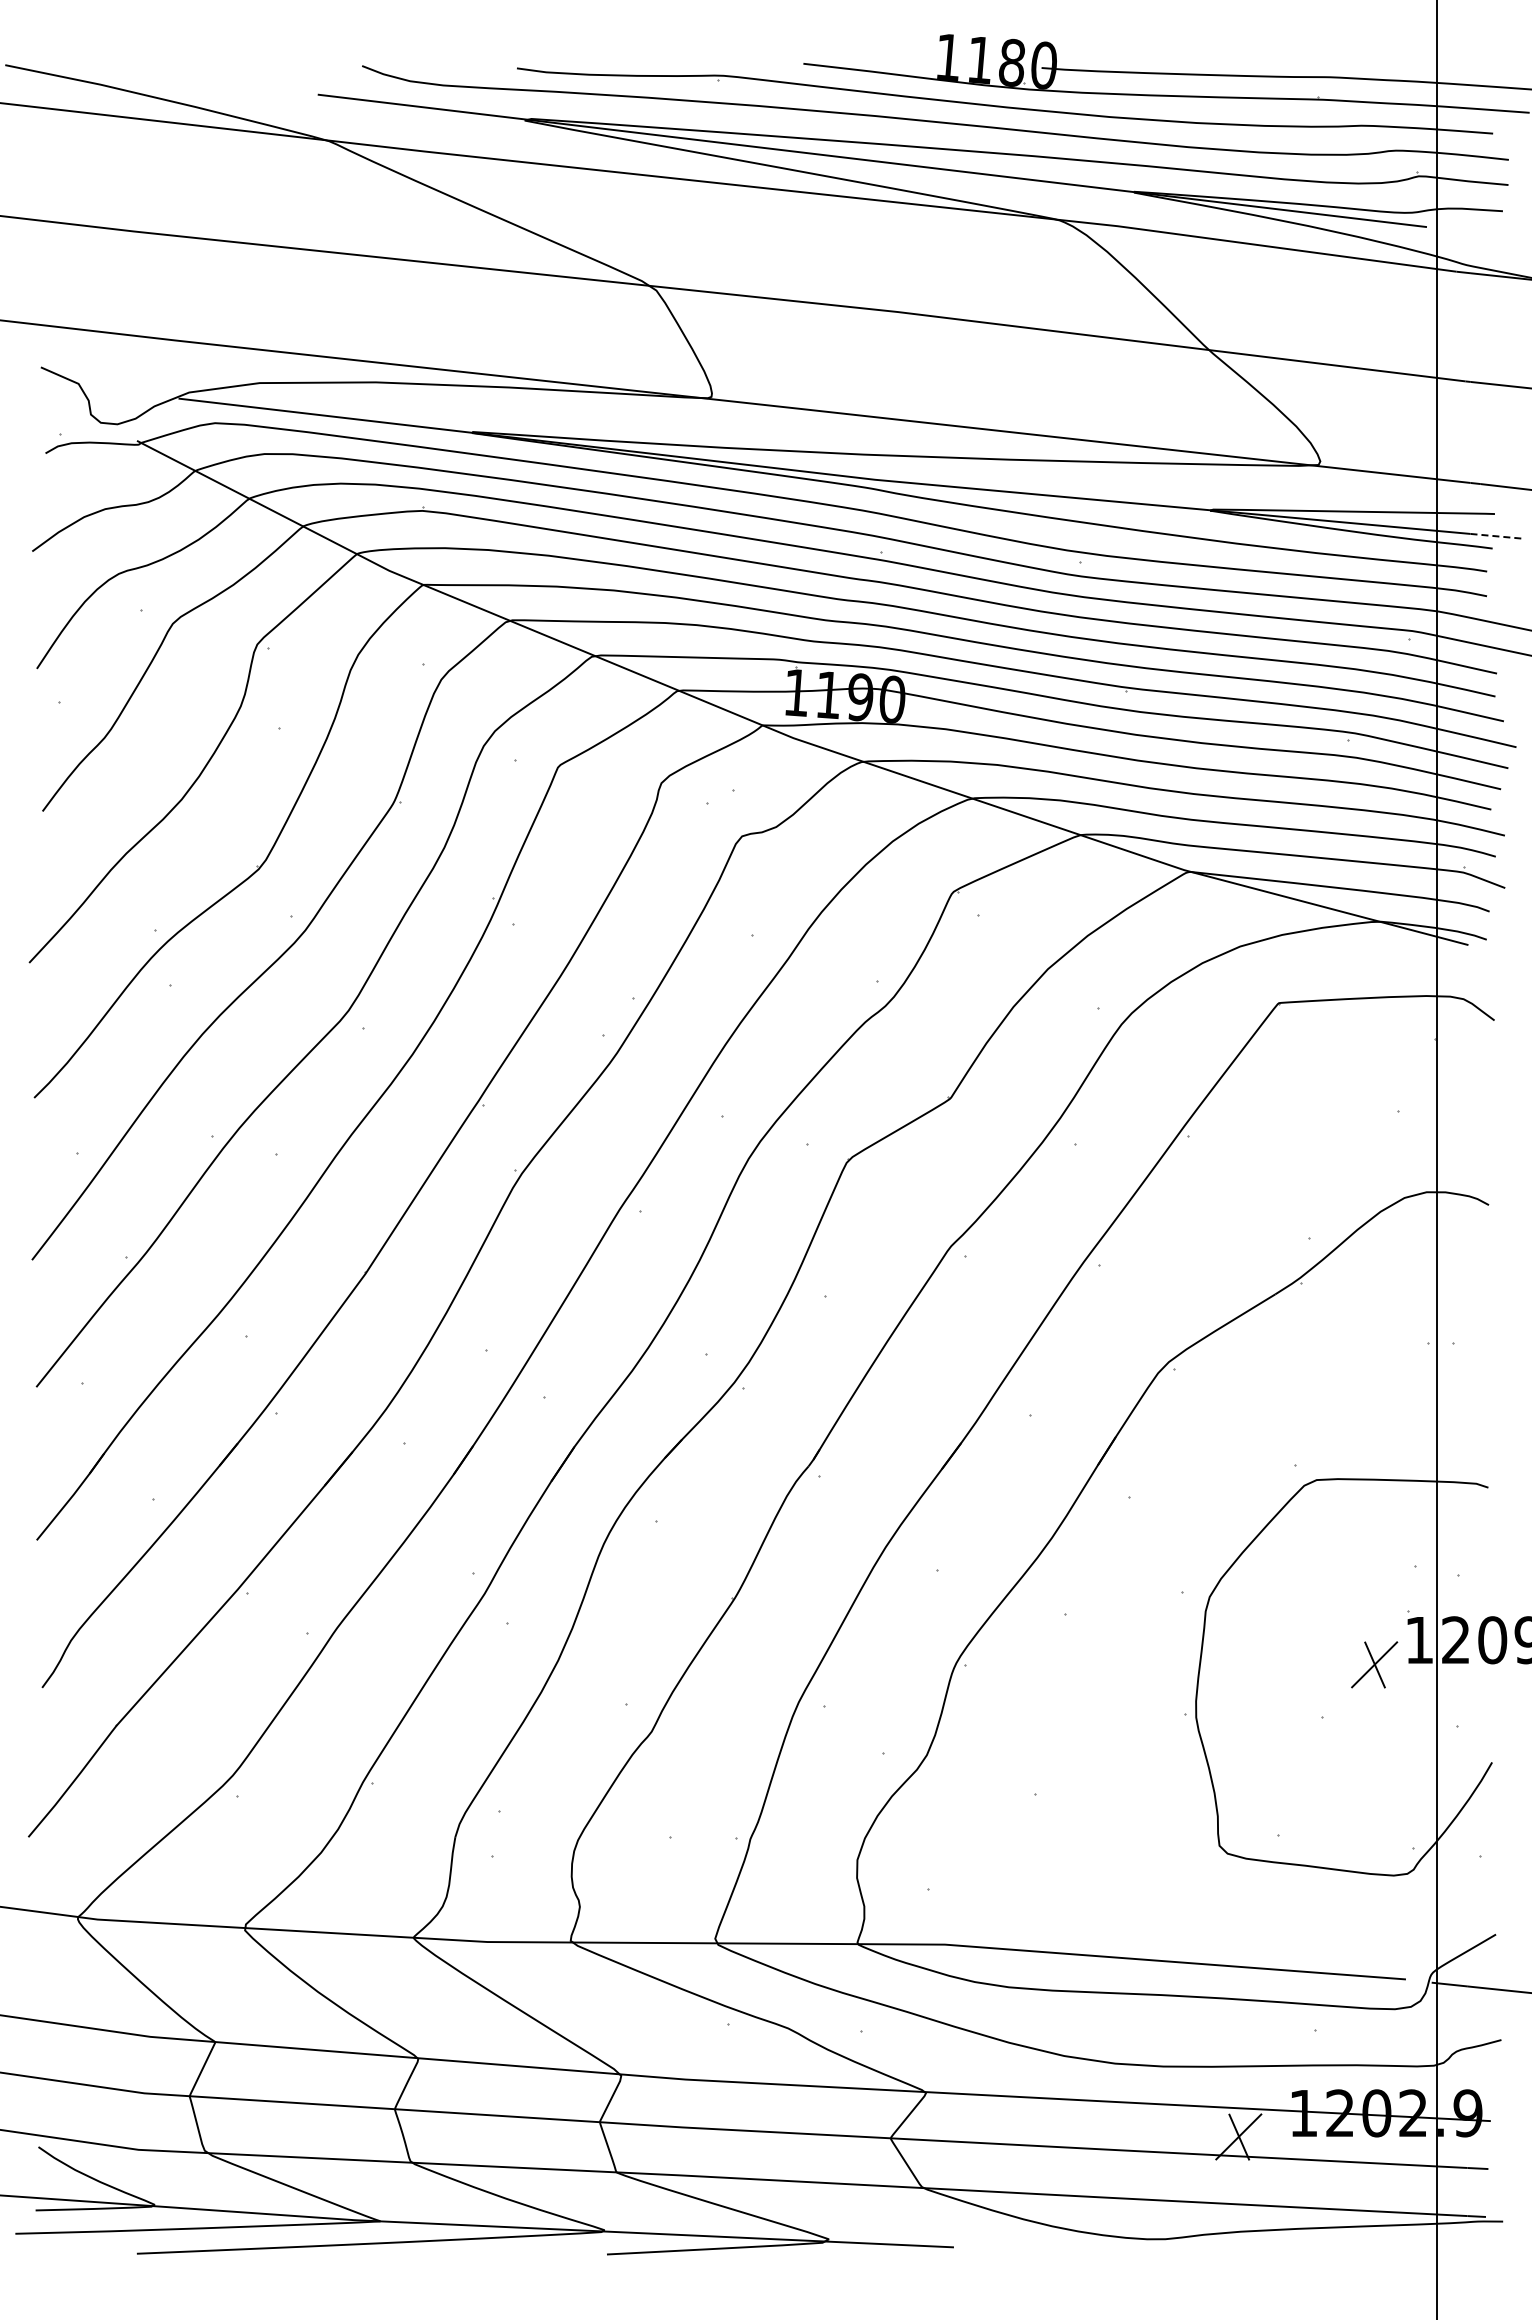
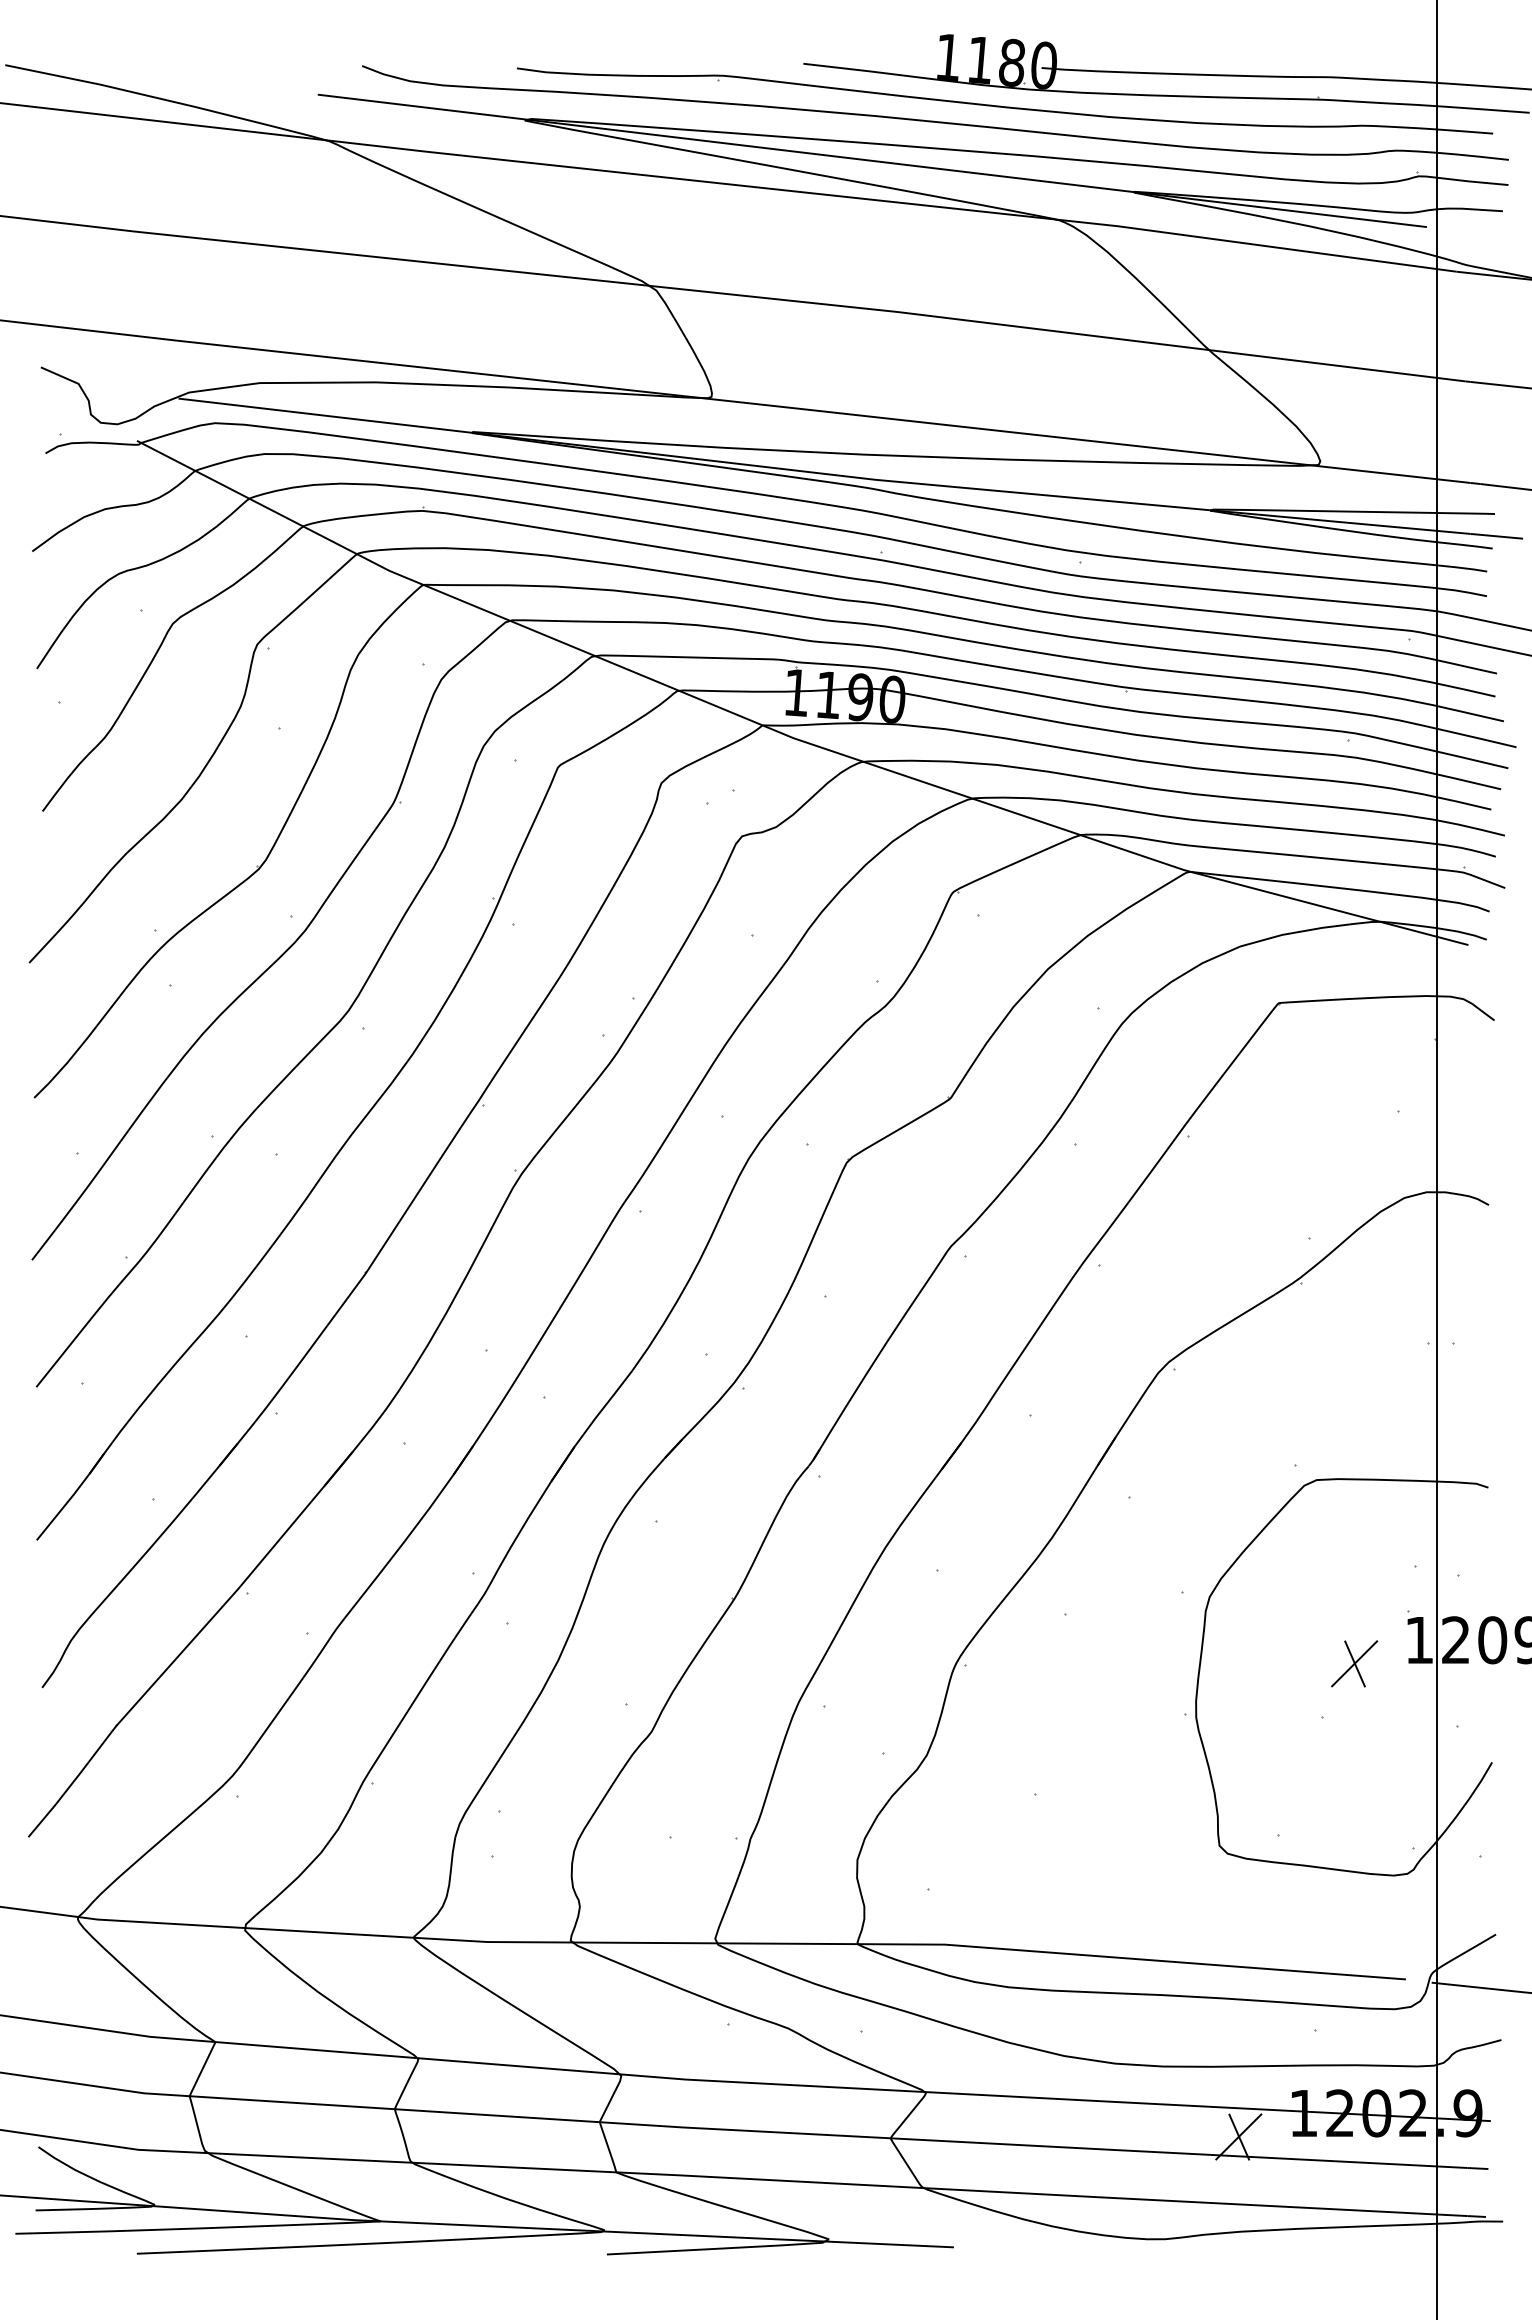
line: dashed -> solid (1497, 536)
part position: (1374, 1664) -> (1354, 1663) (1354, 1663)
